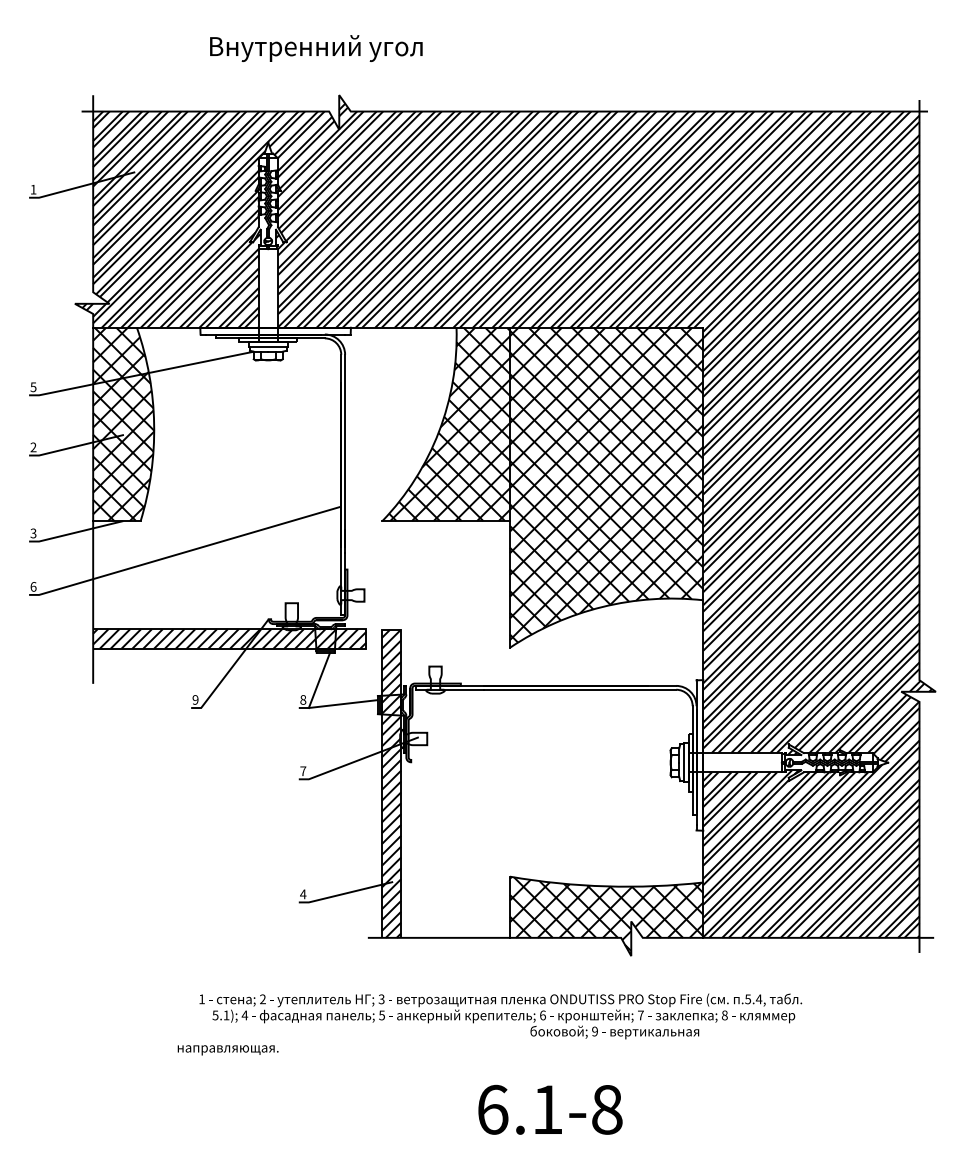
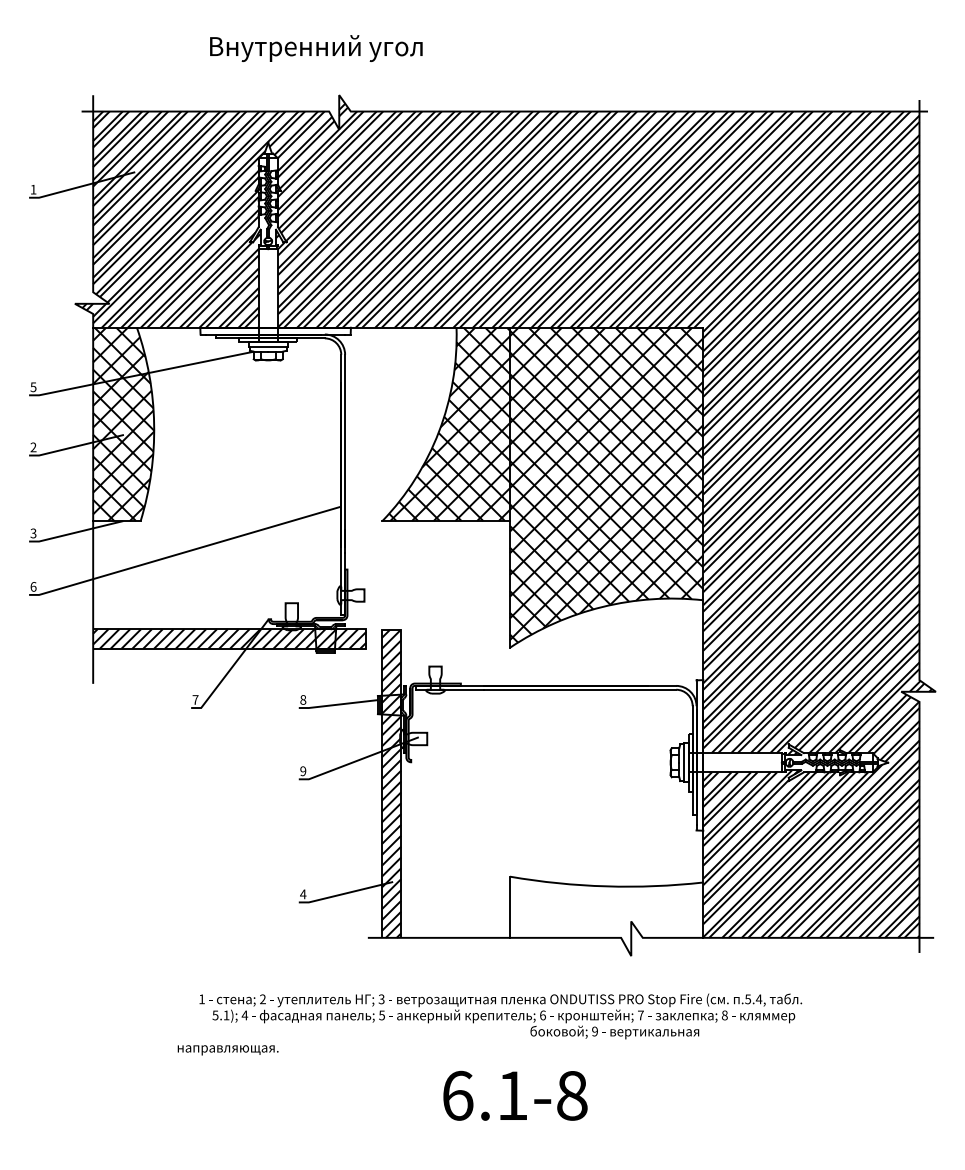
line: present -> none (319, 680)
text: 9 -> 7 (195, 699)
text: 7 -> 9 (303, 771)
hatch: present -> none (606, 915)
text position: (550, 1109) -> (515, 1095) (515, 1095)
